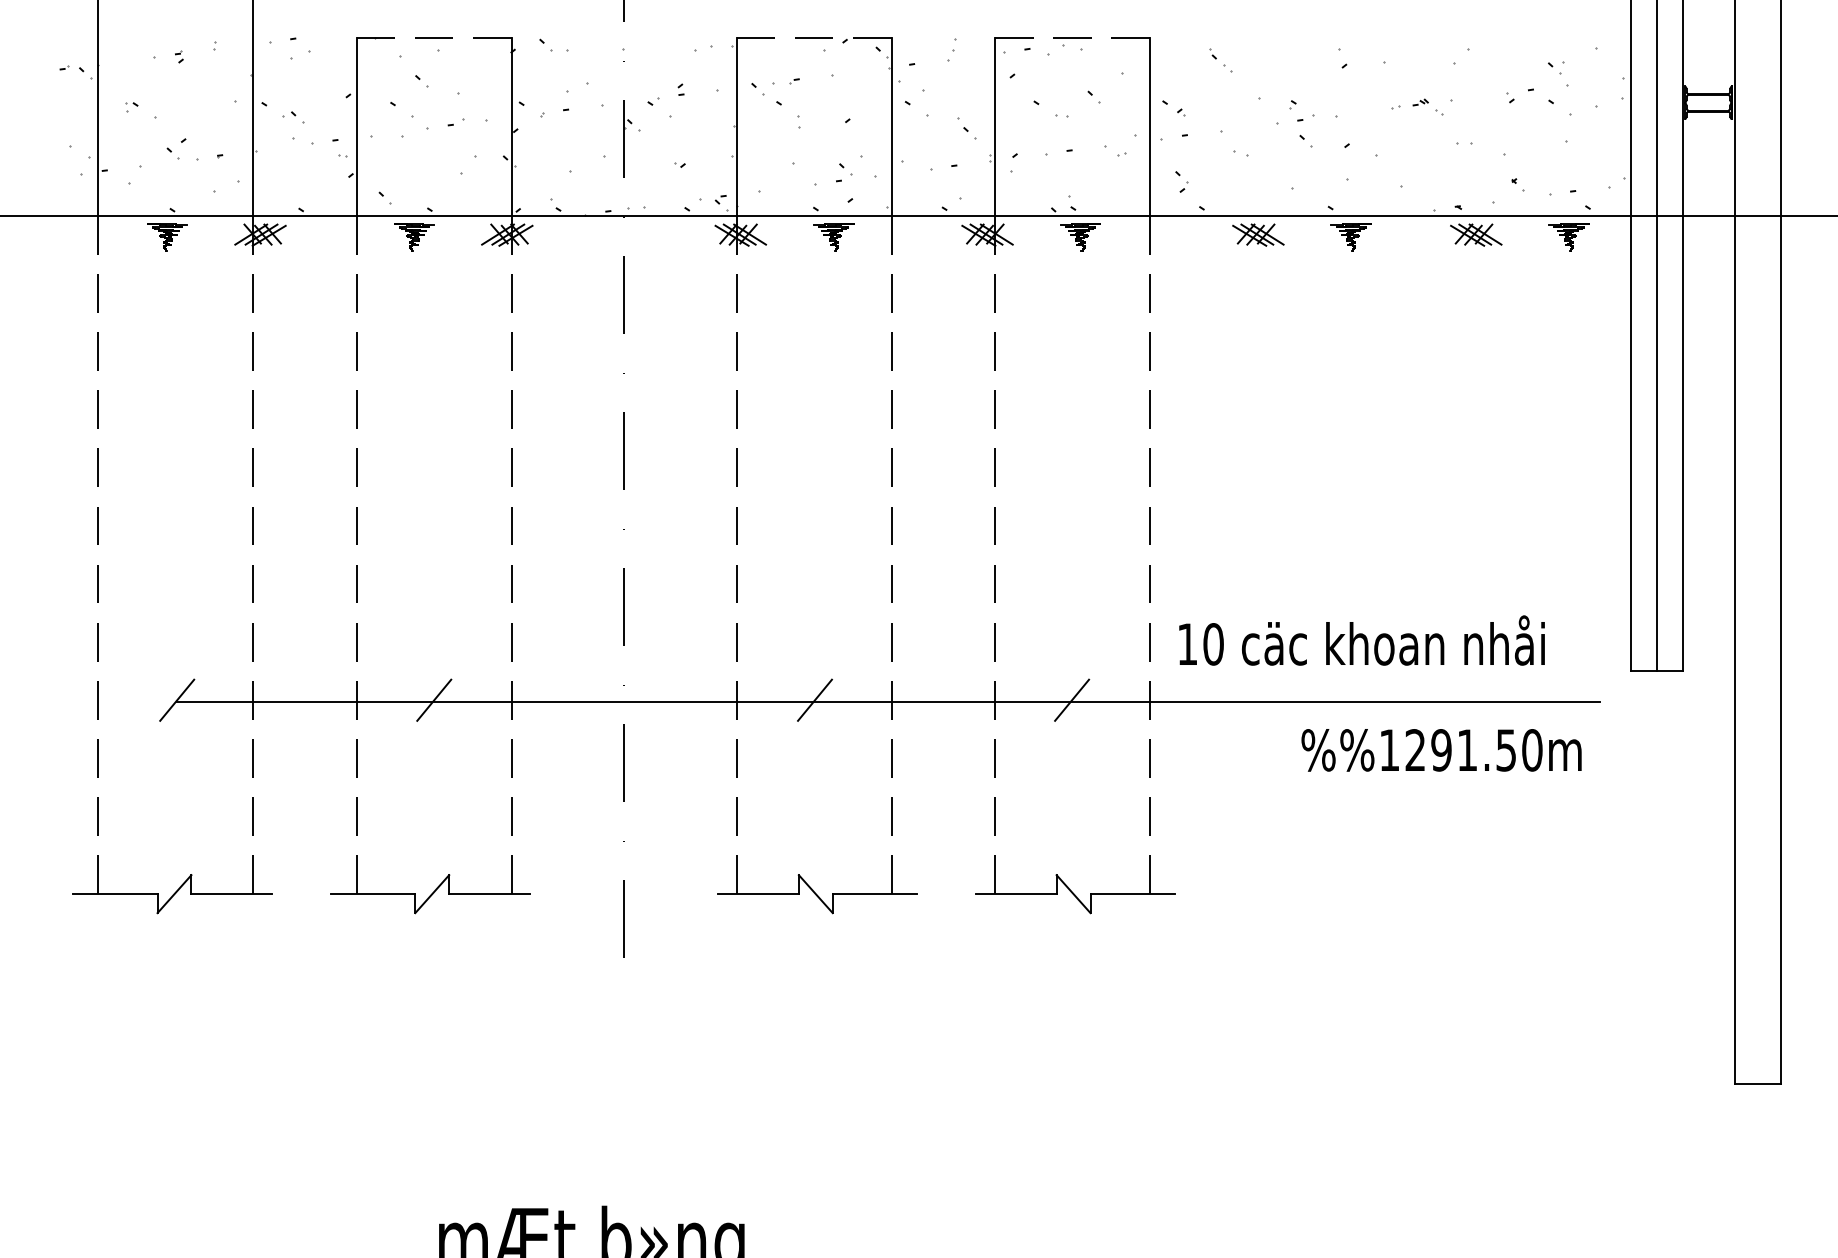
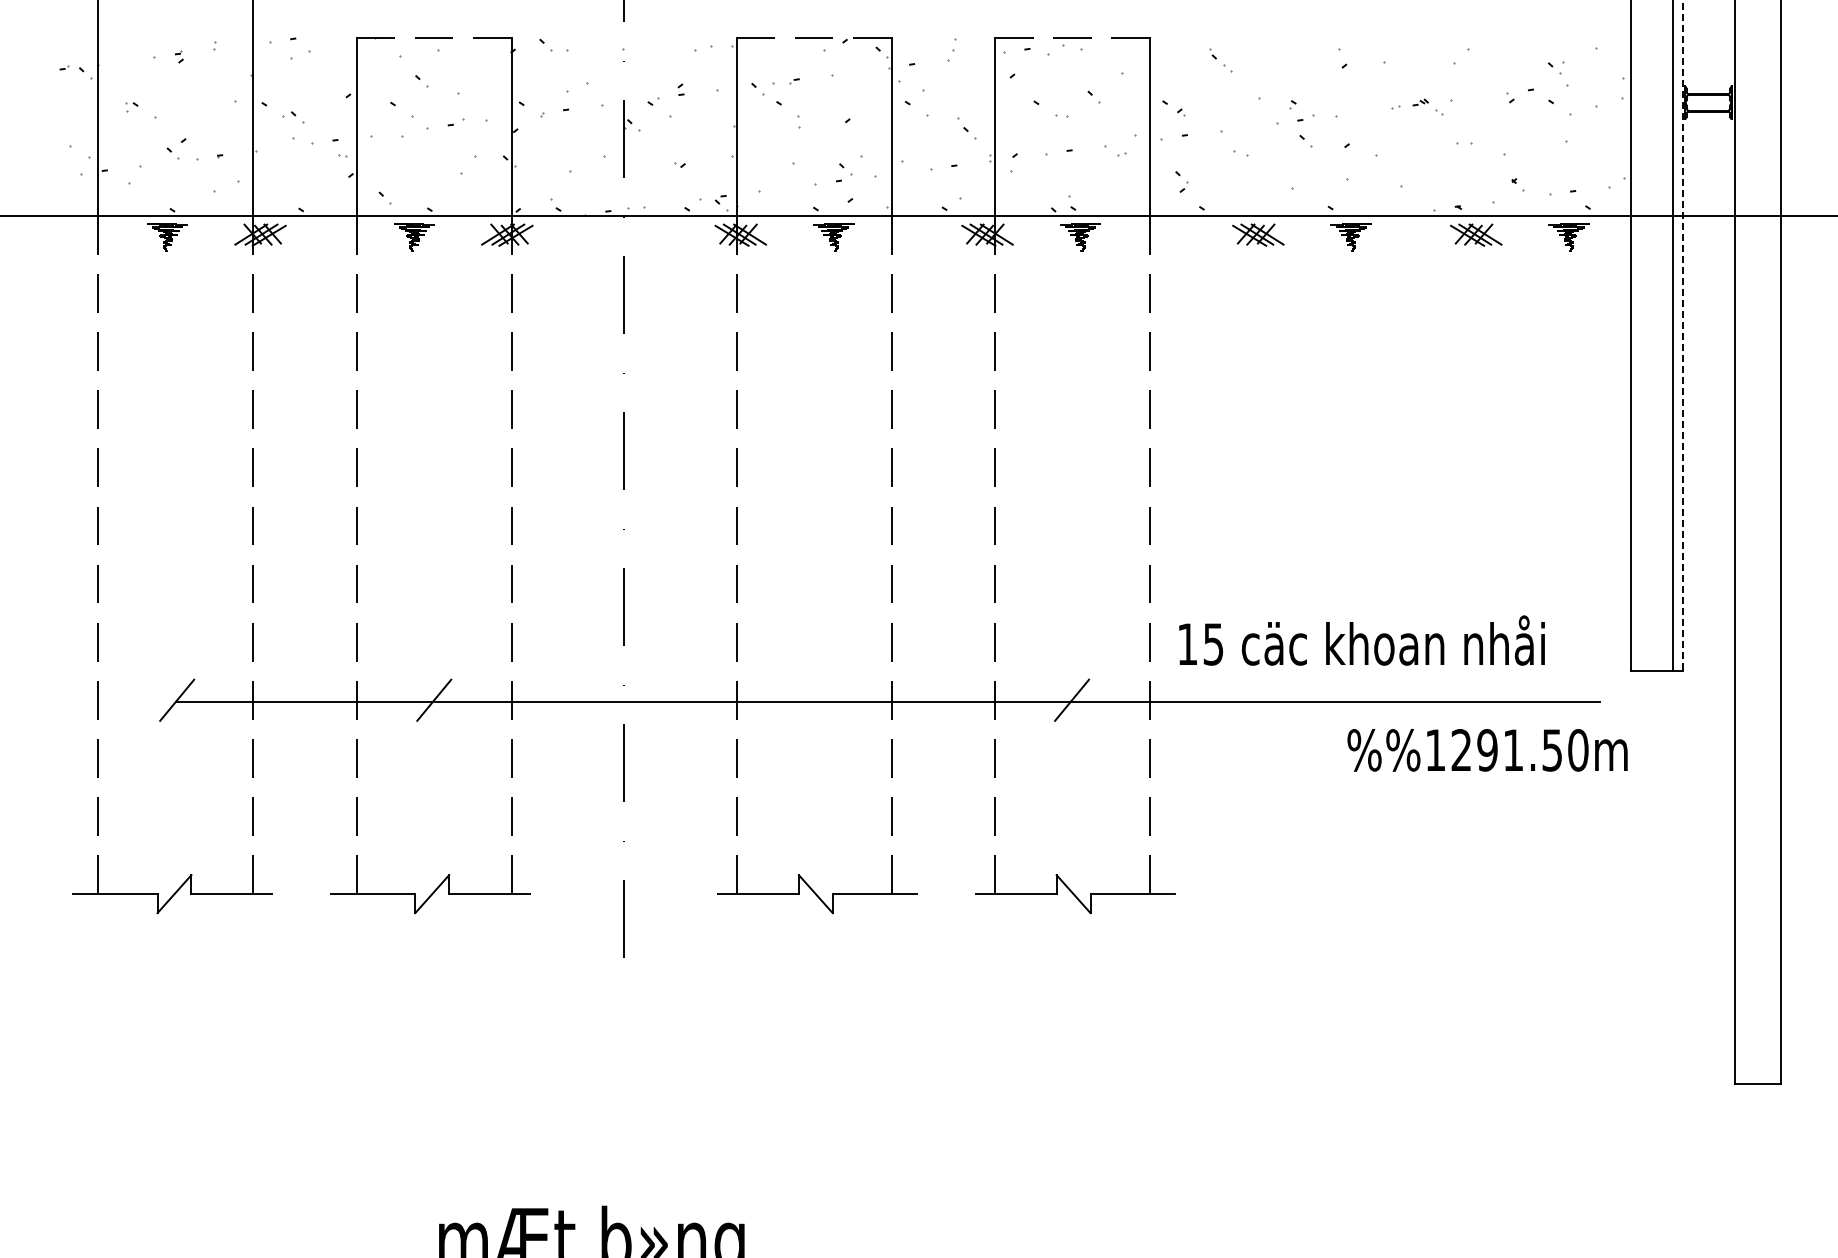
line: solid -> dashed (1682, 335)
line position: (1657, 336) -> (1673, 336) (1673, 336)
text: 10 -> 15 (1213, 644)
line: present -> none (814, 699)
text position: (1441, 750) -> (1487, 750) (1487, 750)
